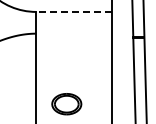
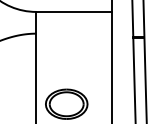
line: dashed -> solid (73, 11)
part size: 32x23 px -> 44x32 px (66, 103)
